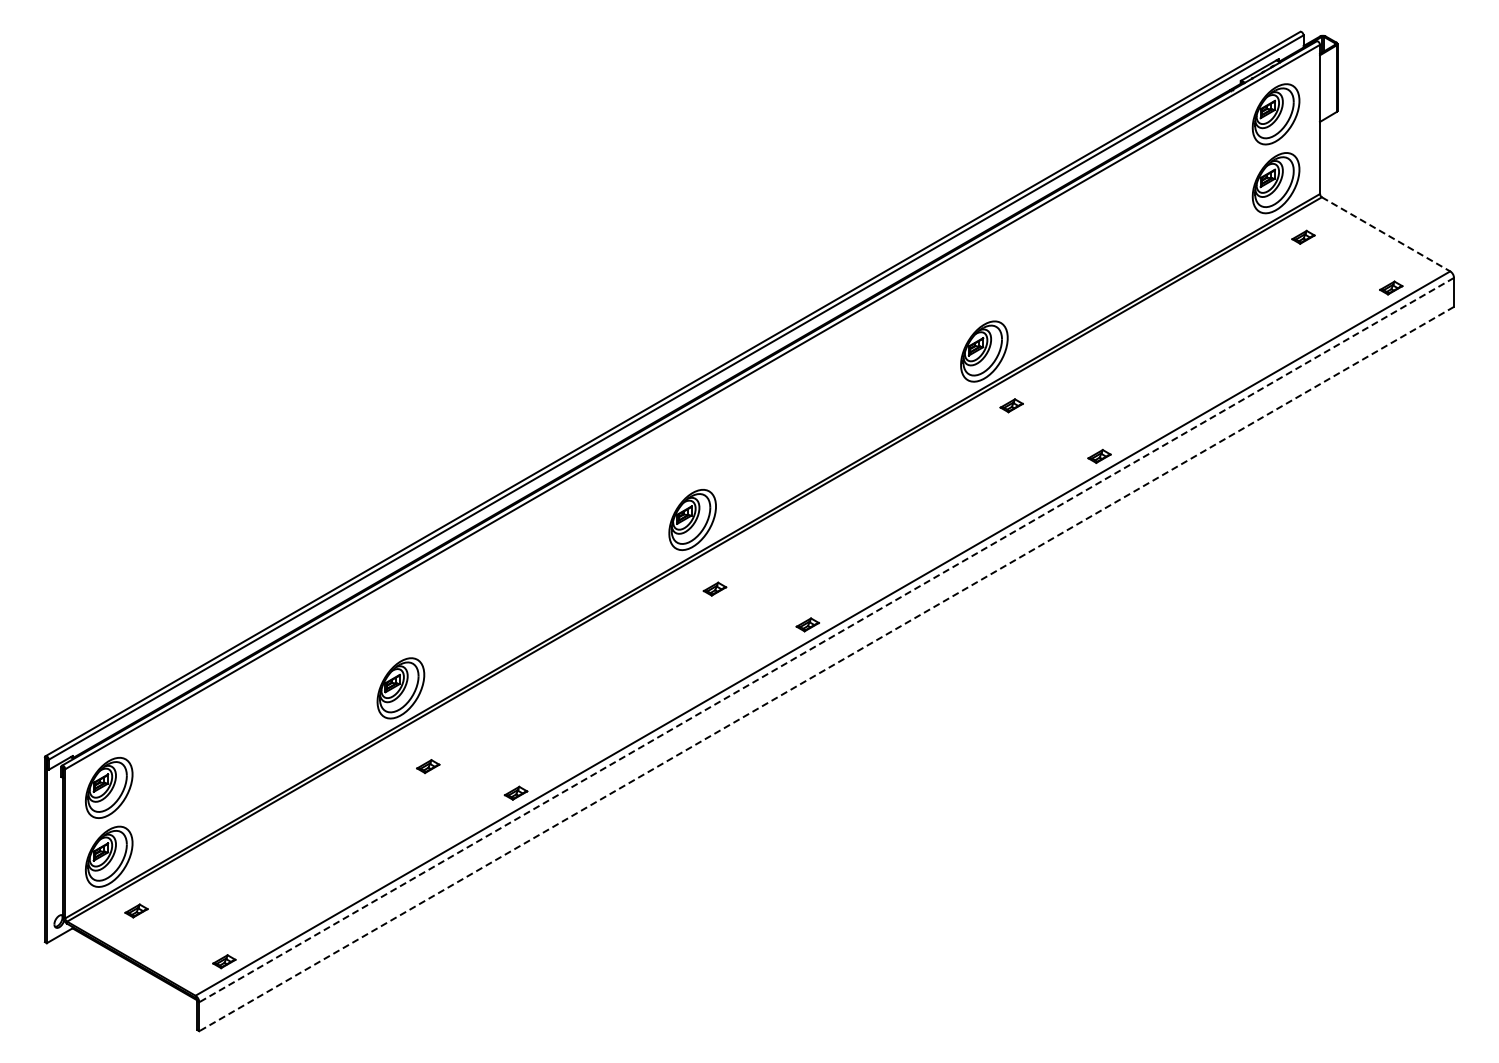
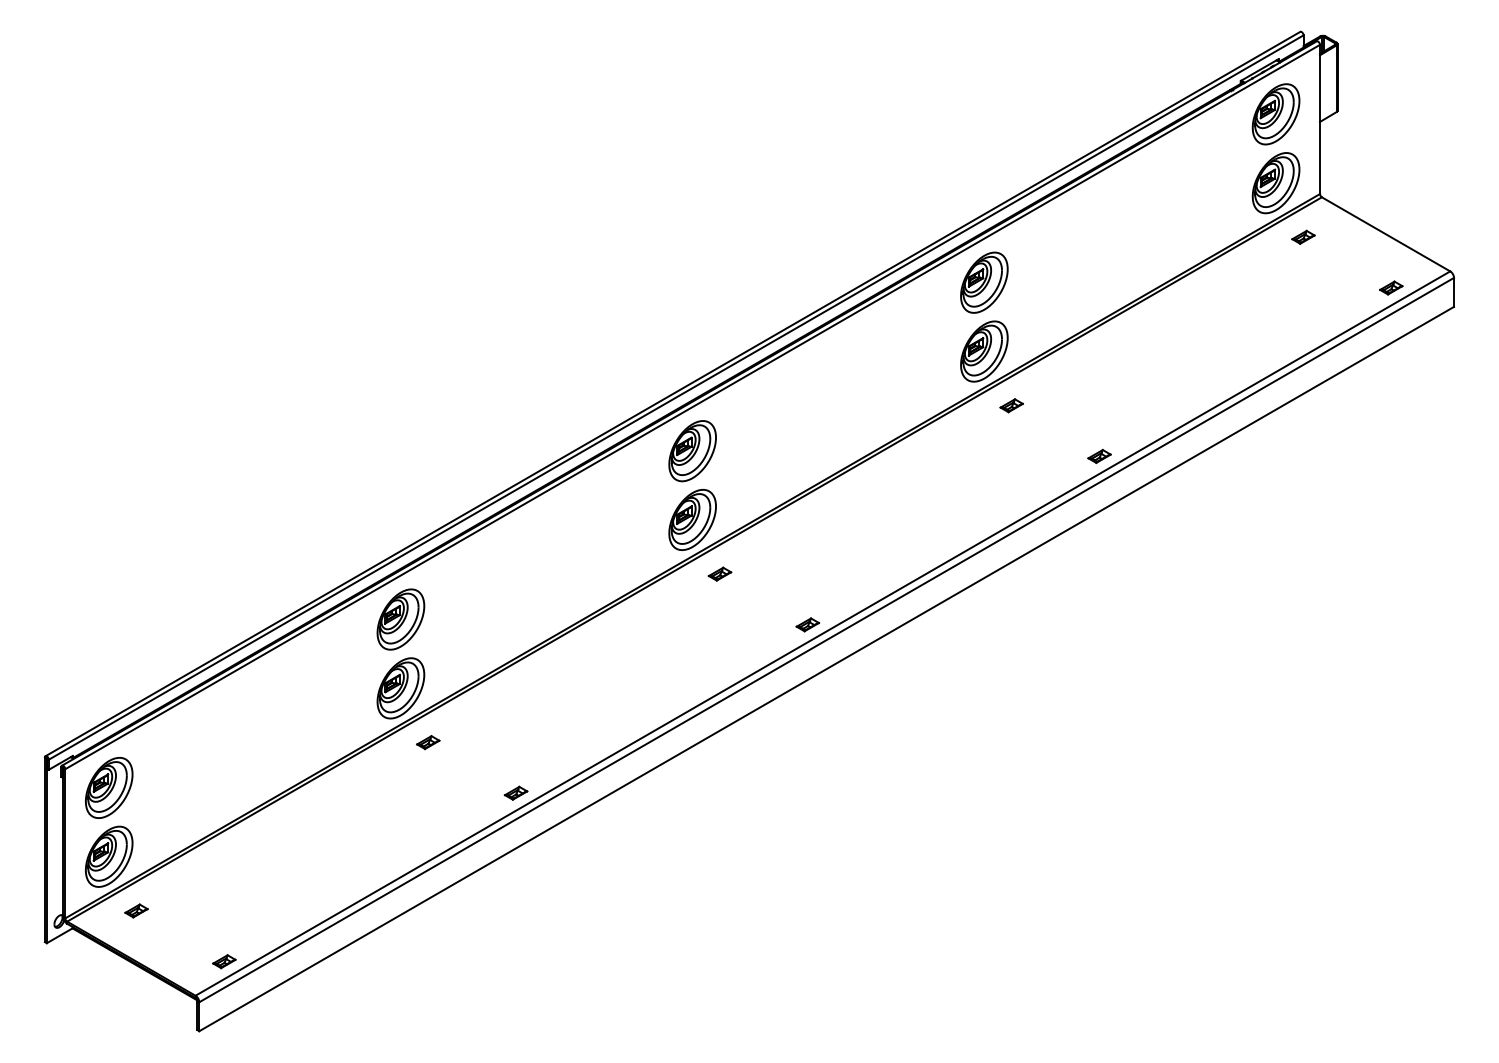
line: dashed -> solid (1386, 234)
part: none -> present (984, 282)
part: none -> present (692, 451)
part position: (714, 588) -> (719, 573) (719, 573)
part: none -> present (400, 619)
line: dashed -> solid (826, 640)
line: dashed -> solid (826, 669)
part position: (428, 766) -> (428, 742) (428, 742)
